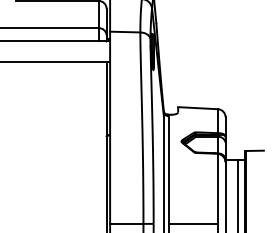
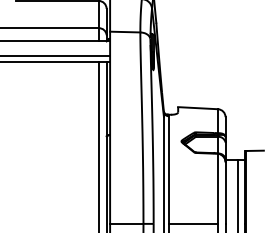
line: none -> present (56, 56)
line: none -> present (98, 145)
